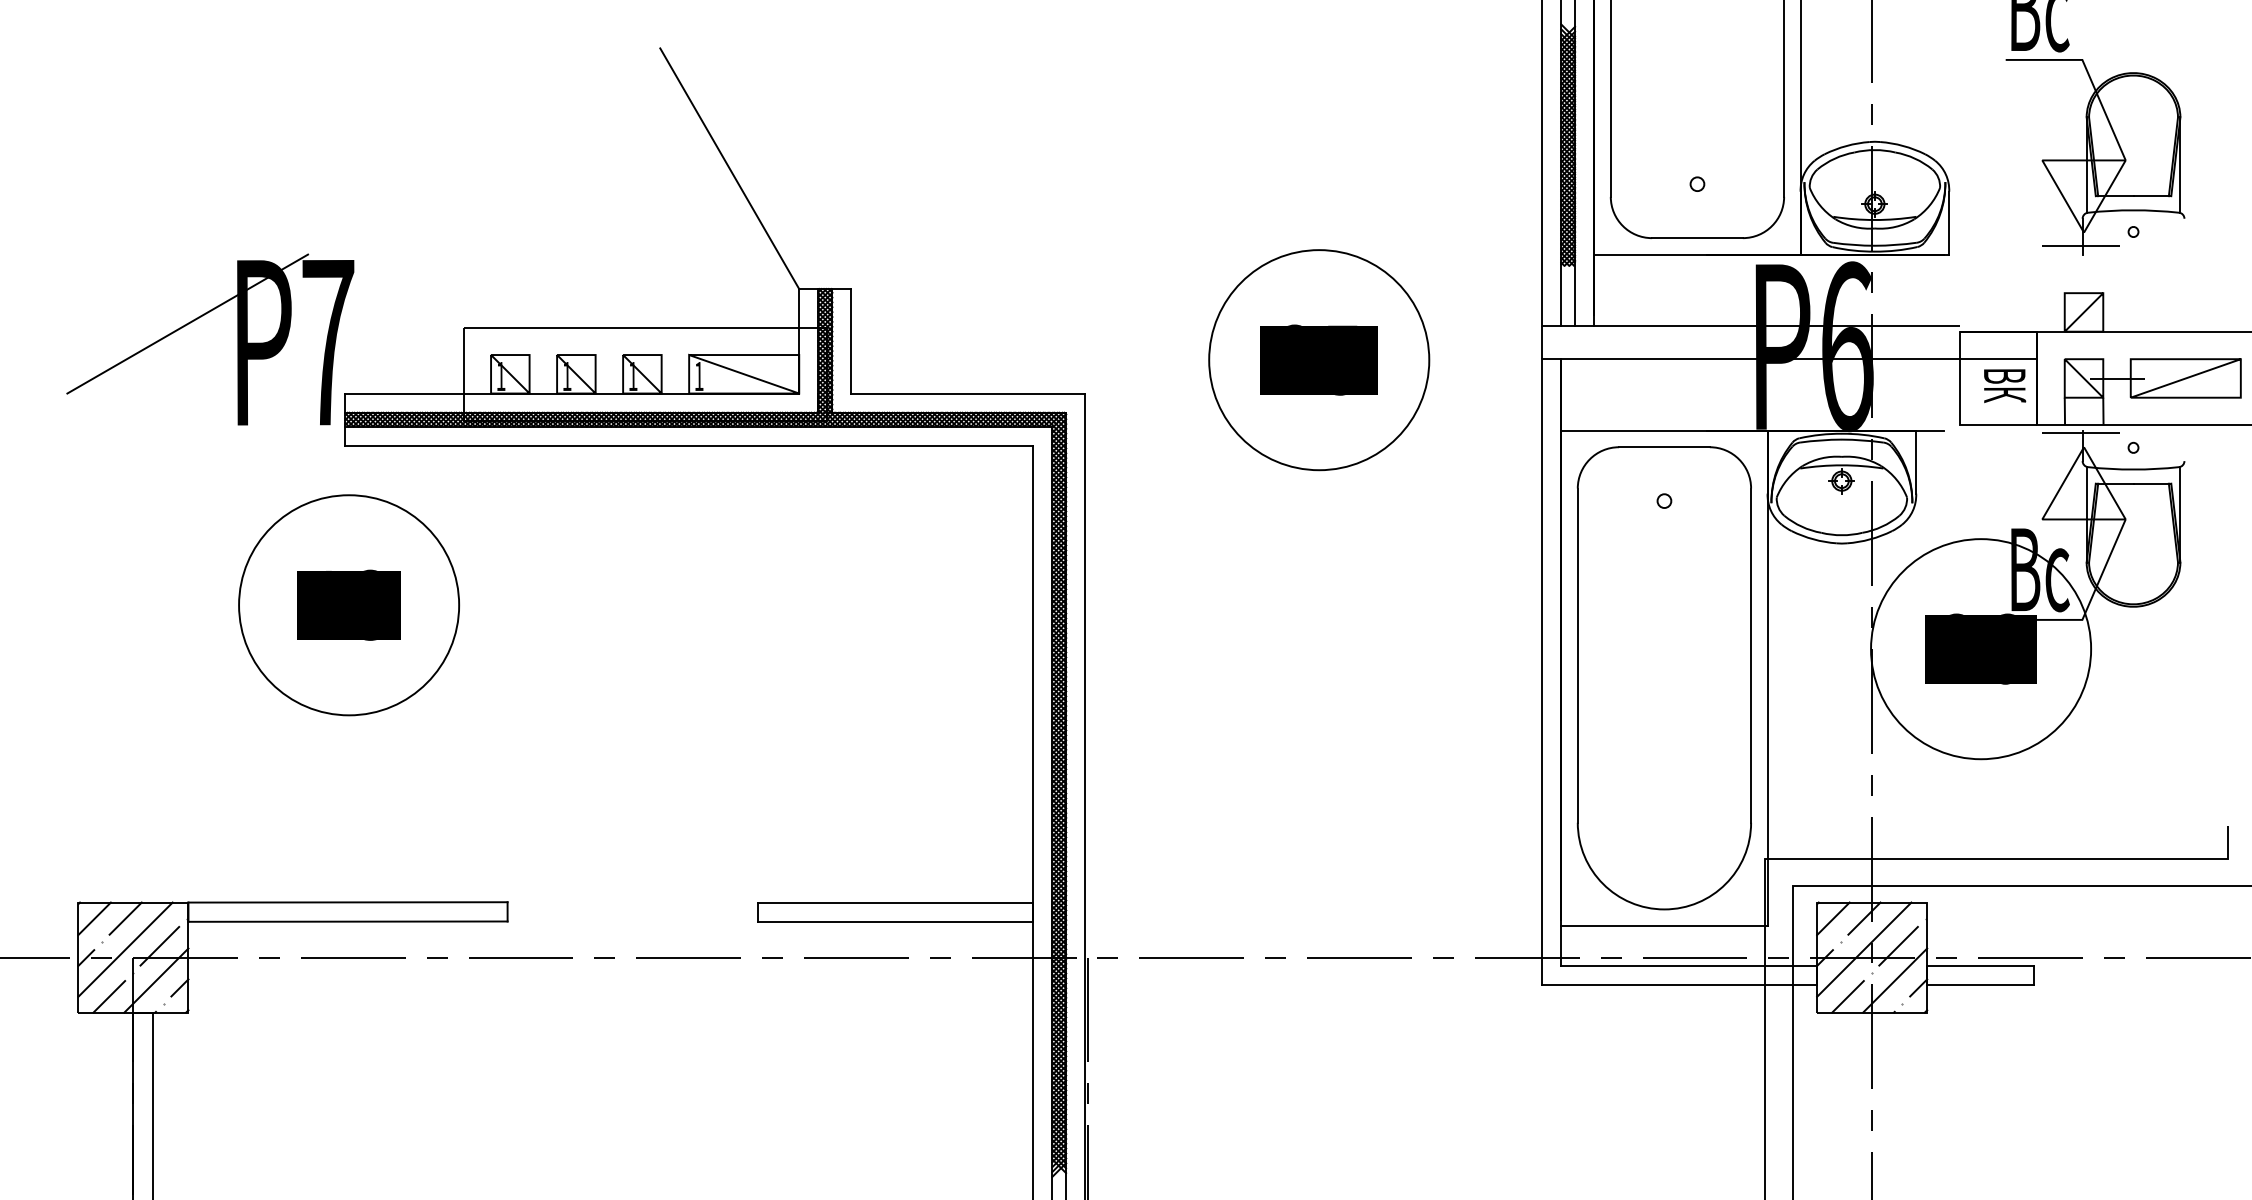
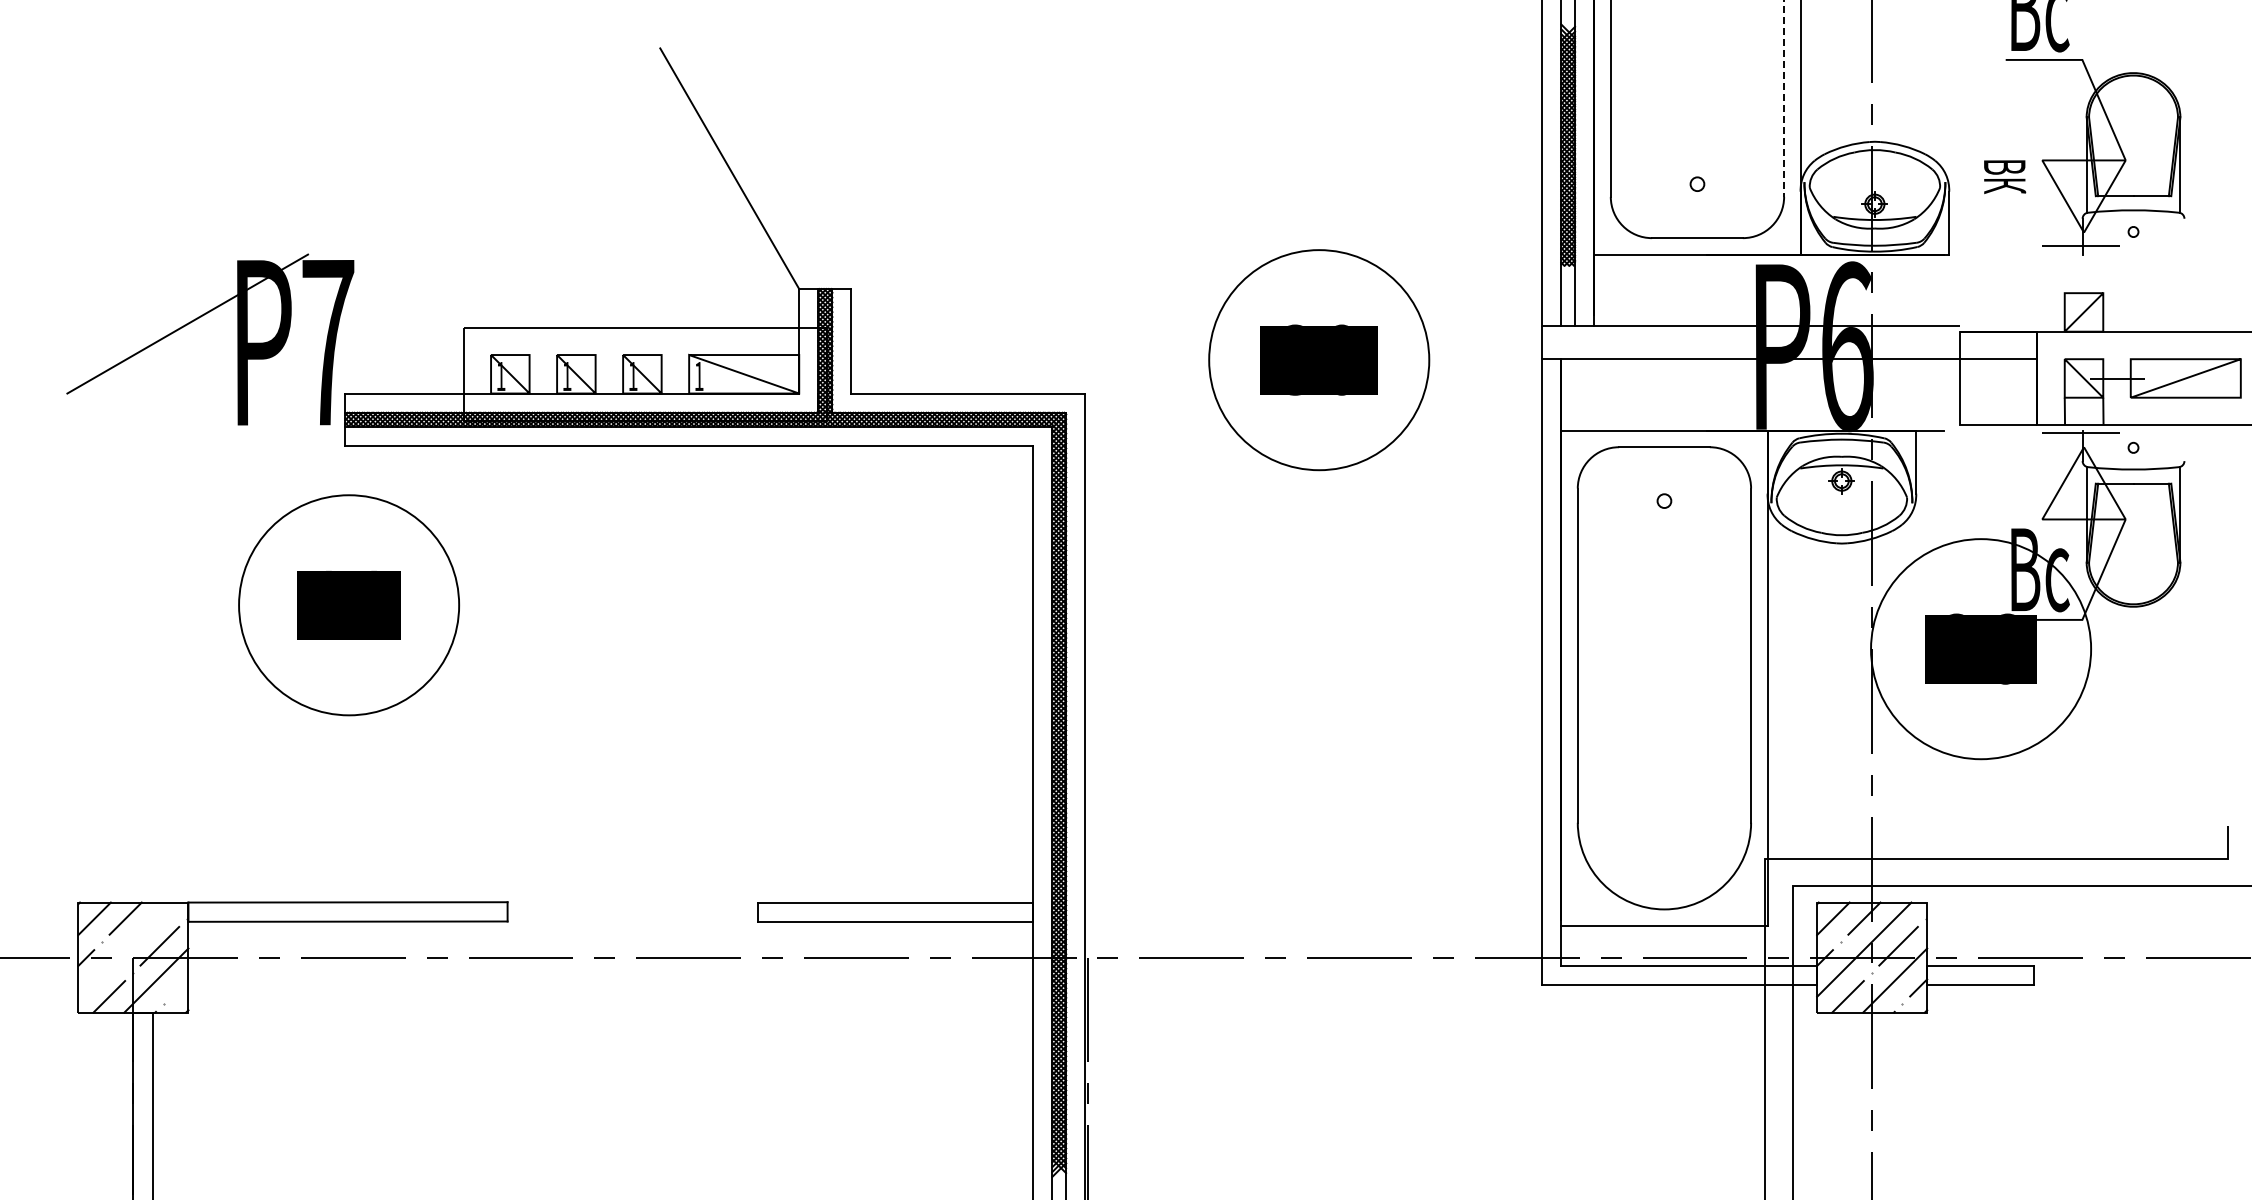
line: solid -> dashed (1784, 99)
text: 25 -> 30 (1323, 359)
text position: (2005, 385) -> (2005, 176) (2005, 176)
text: 13 -> 11 (370, 604)
line: present -> none (125, 949)
line: present -> none (179, 987)
